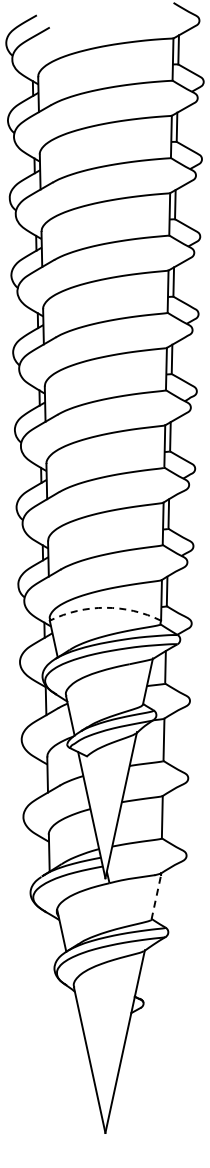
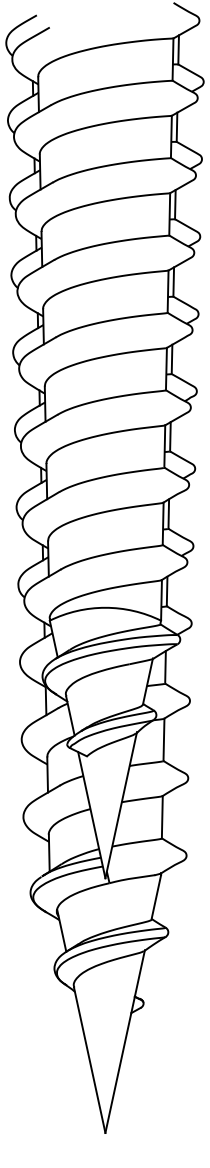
arc: dashed -> solid (105, 607)
line: dashed -> solid (156, 897)
